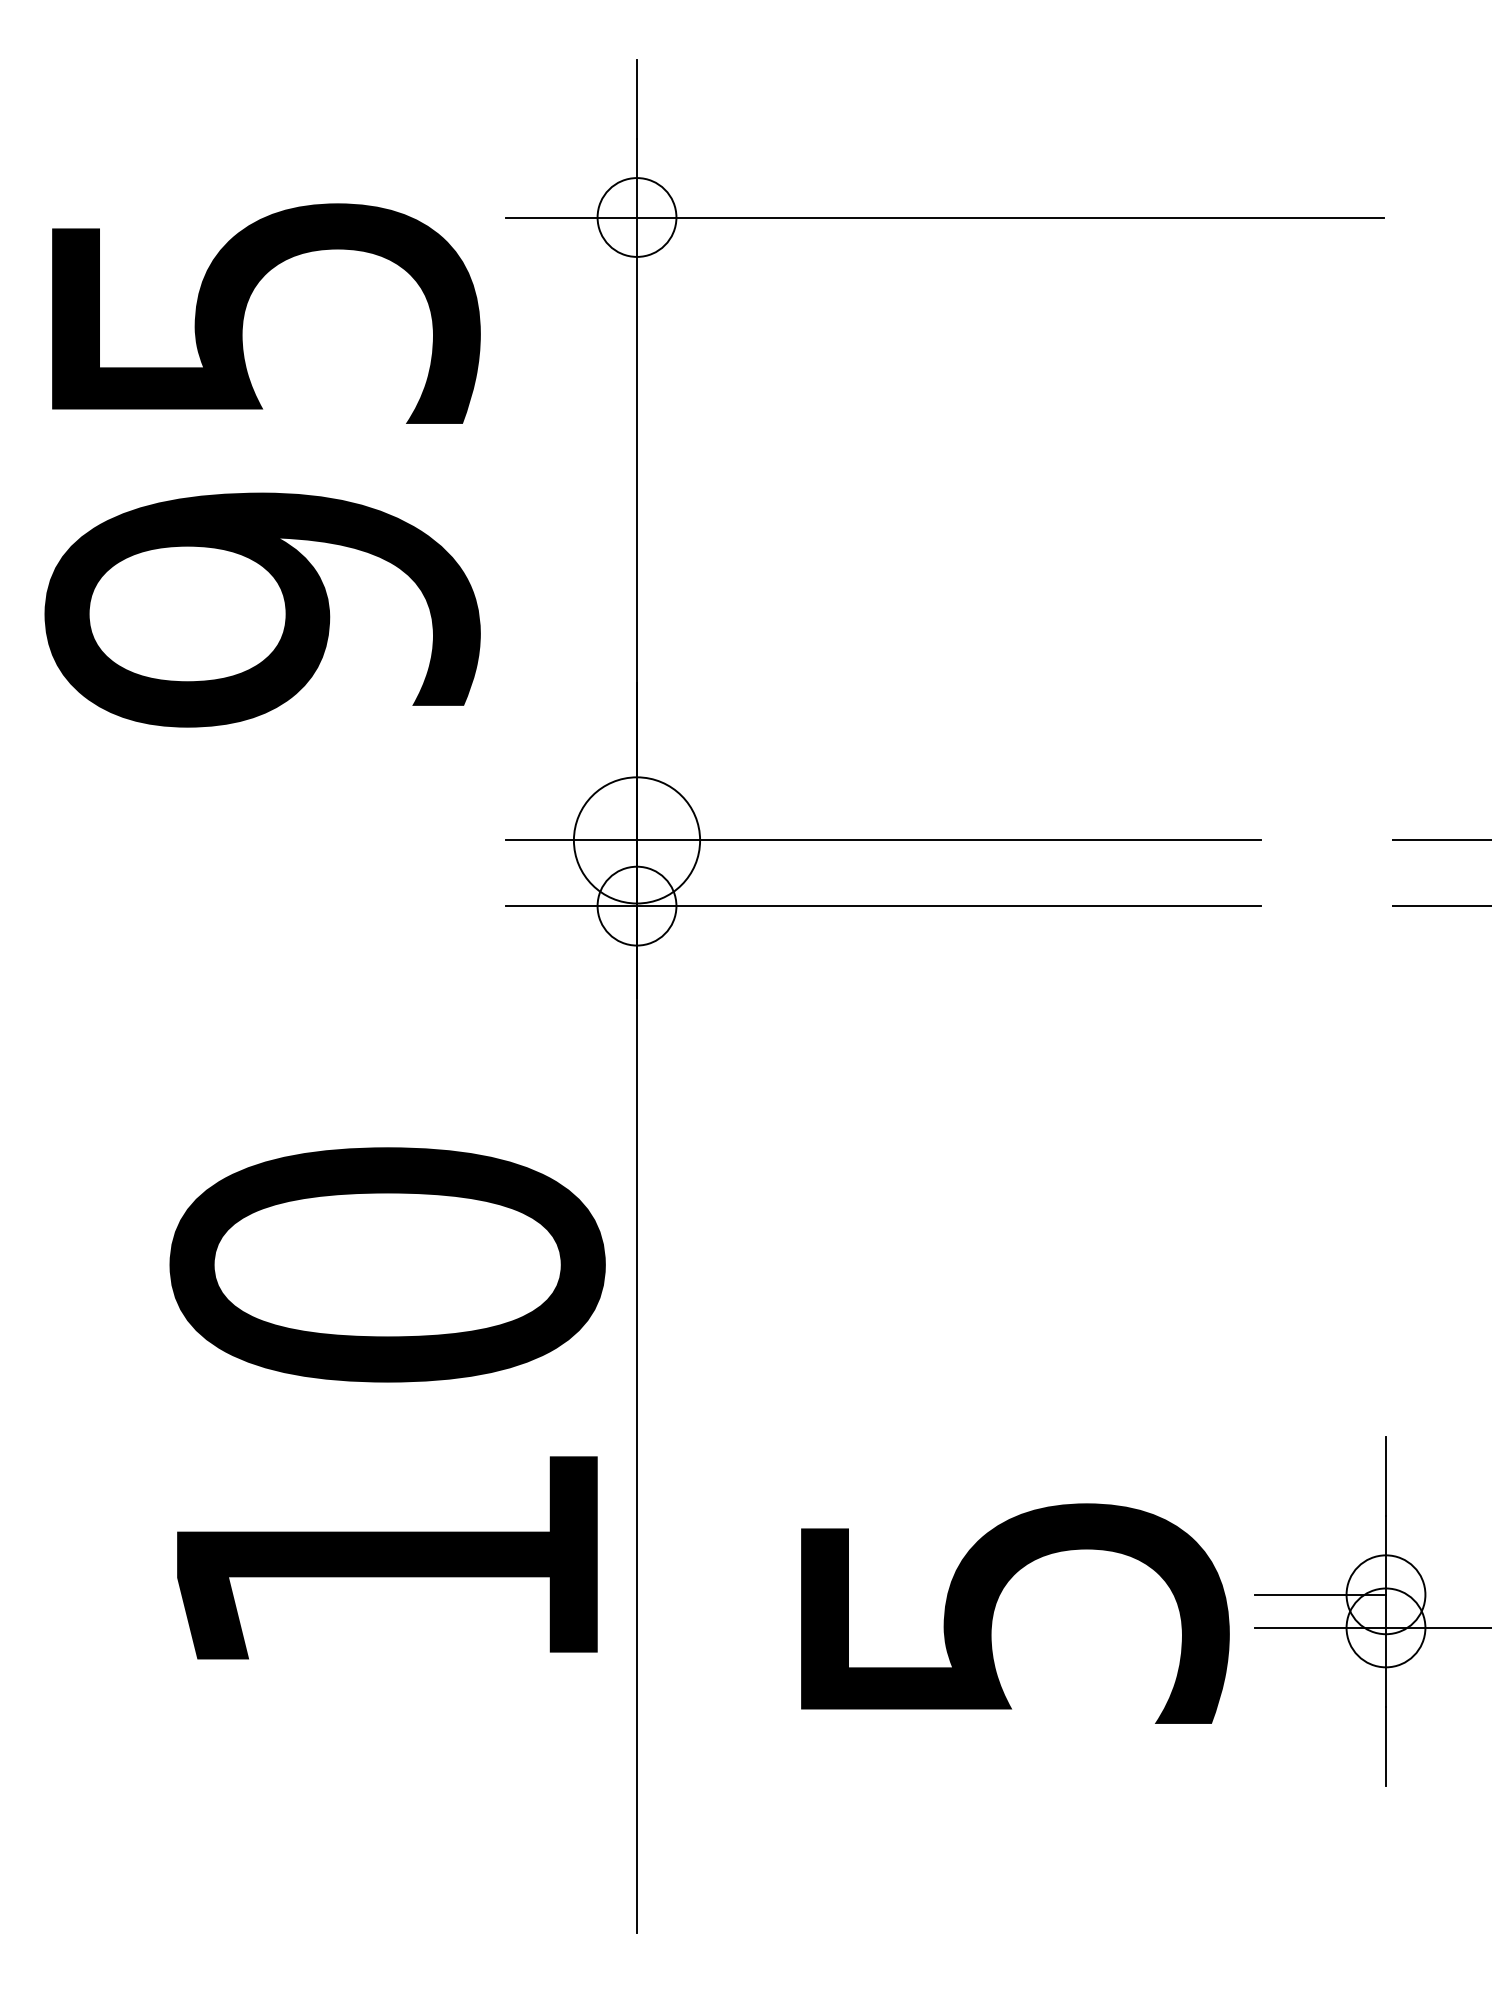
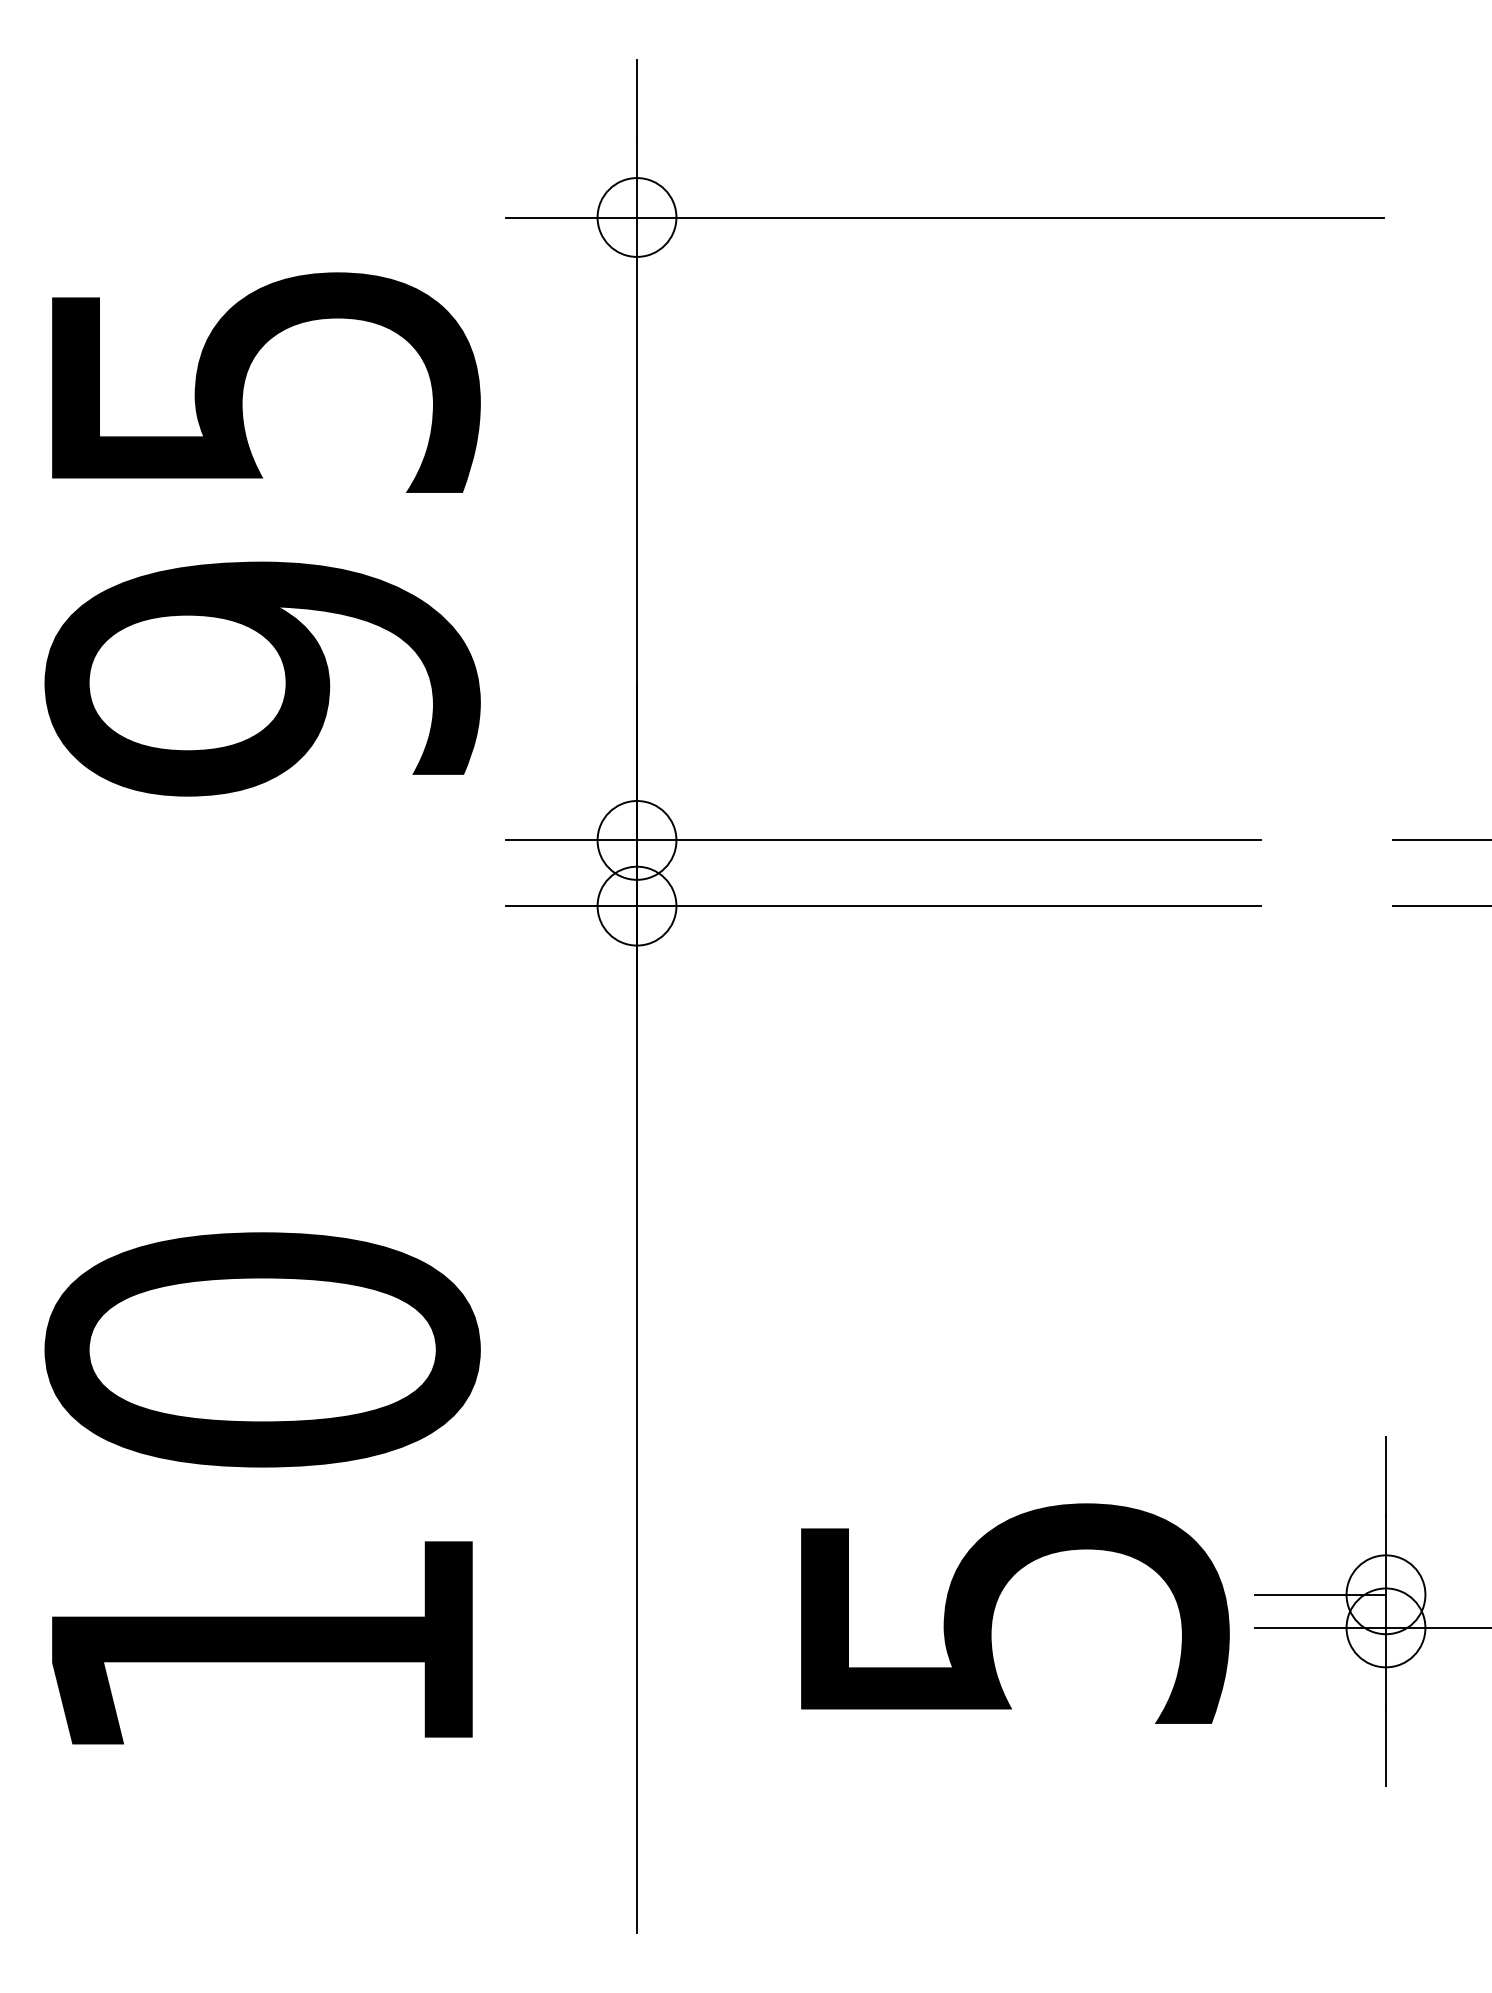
text position: (262, 465) -> (262, 534) (262, 534)
circle diameter: 126 px -> 79 px (636, 840)
text position: (387, 1403) -> (262, 1488) (262, 1488)
